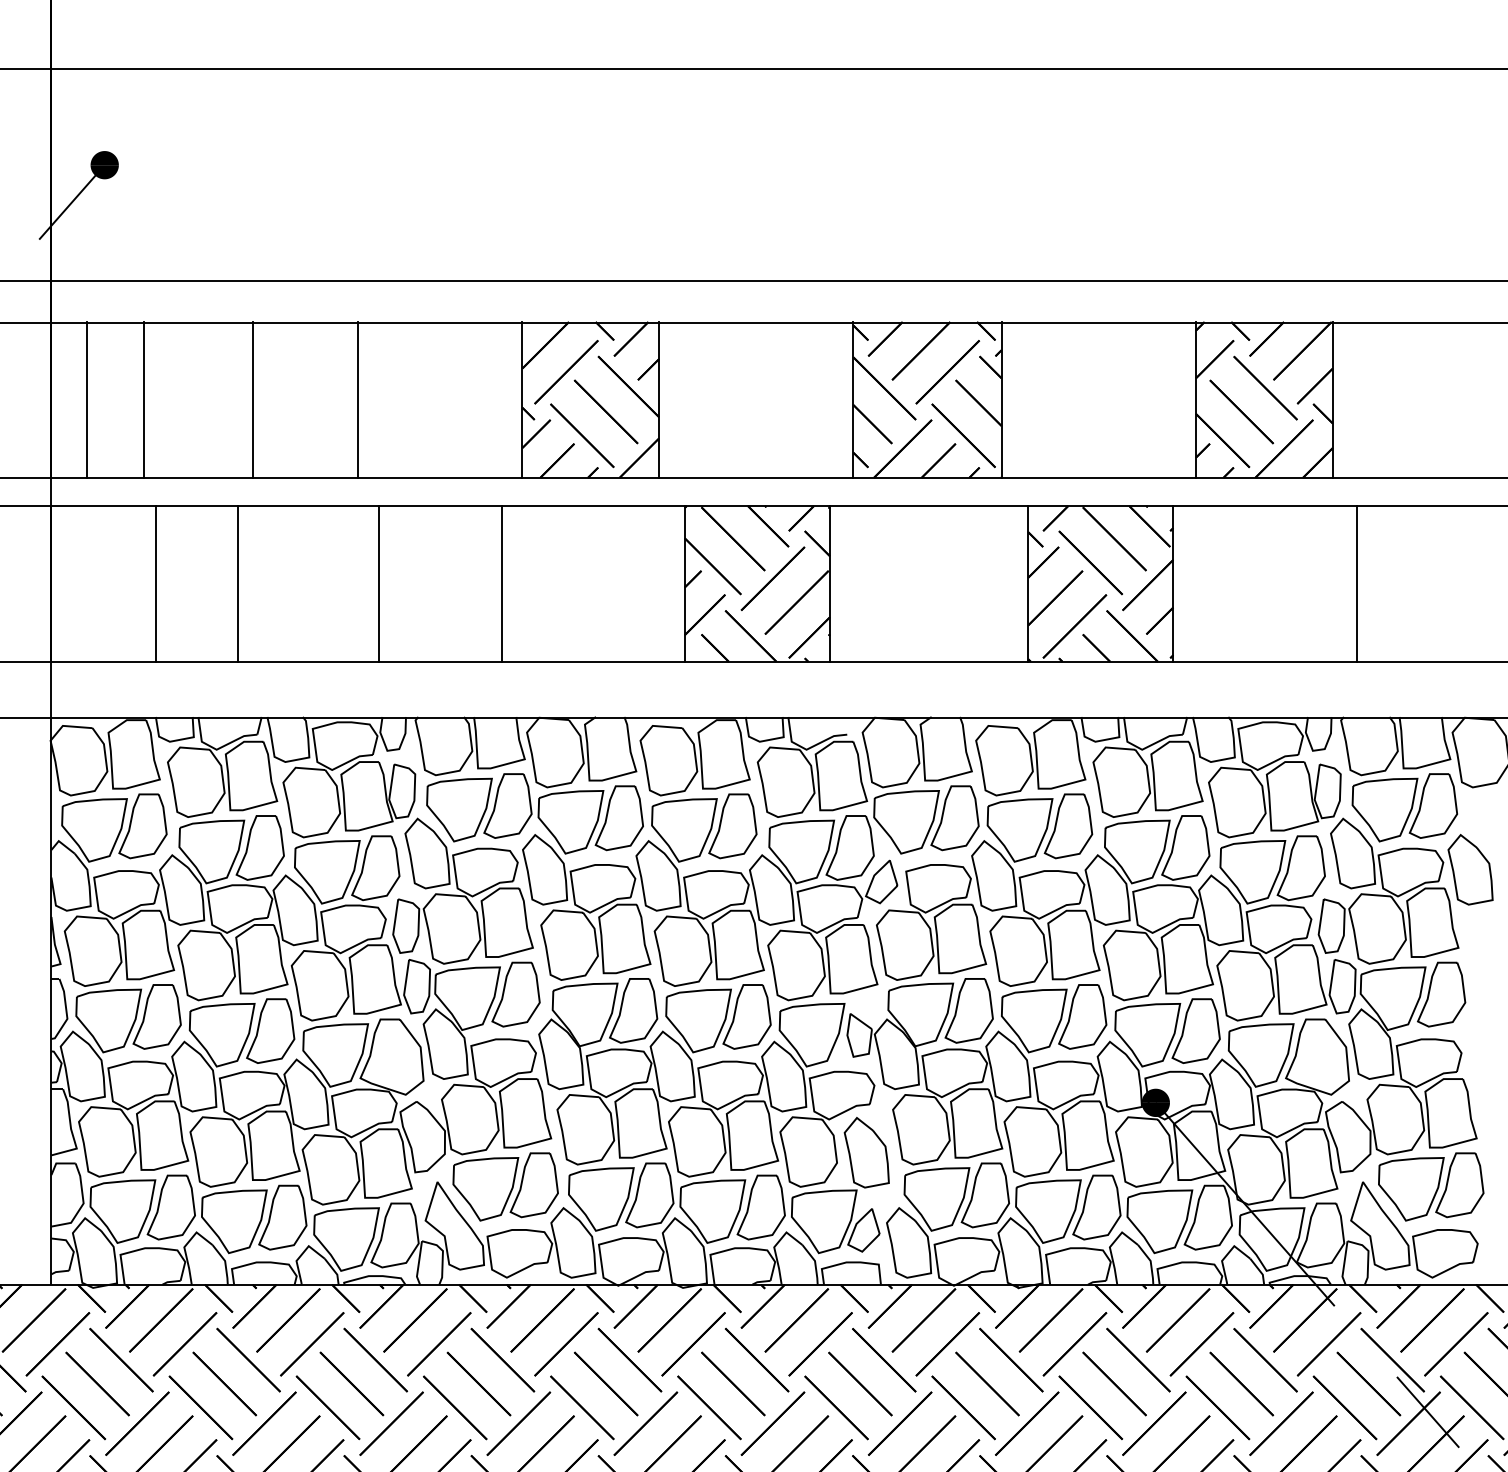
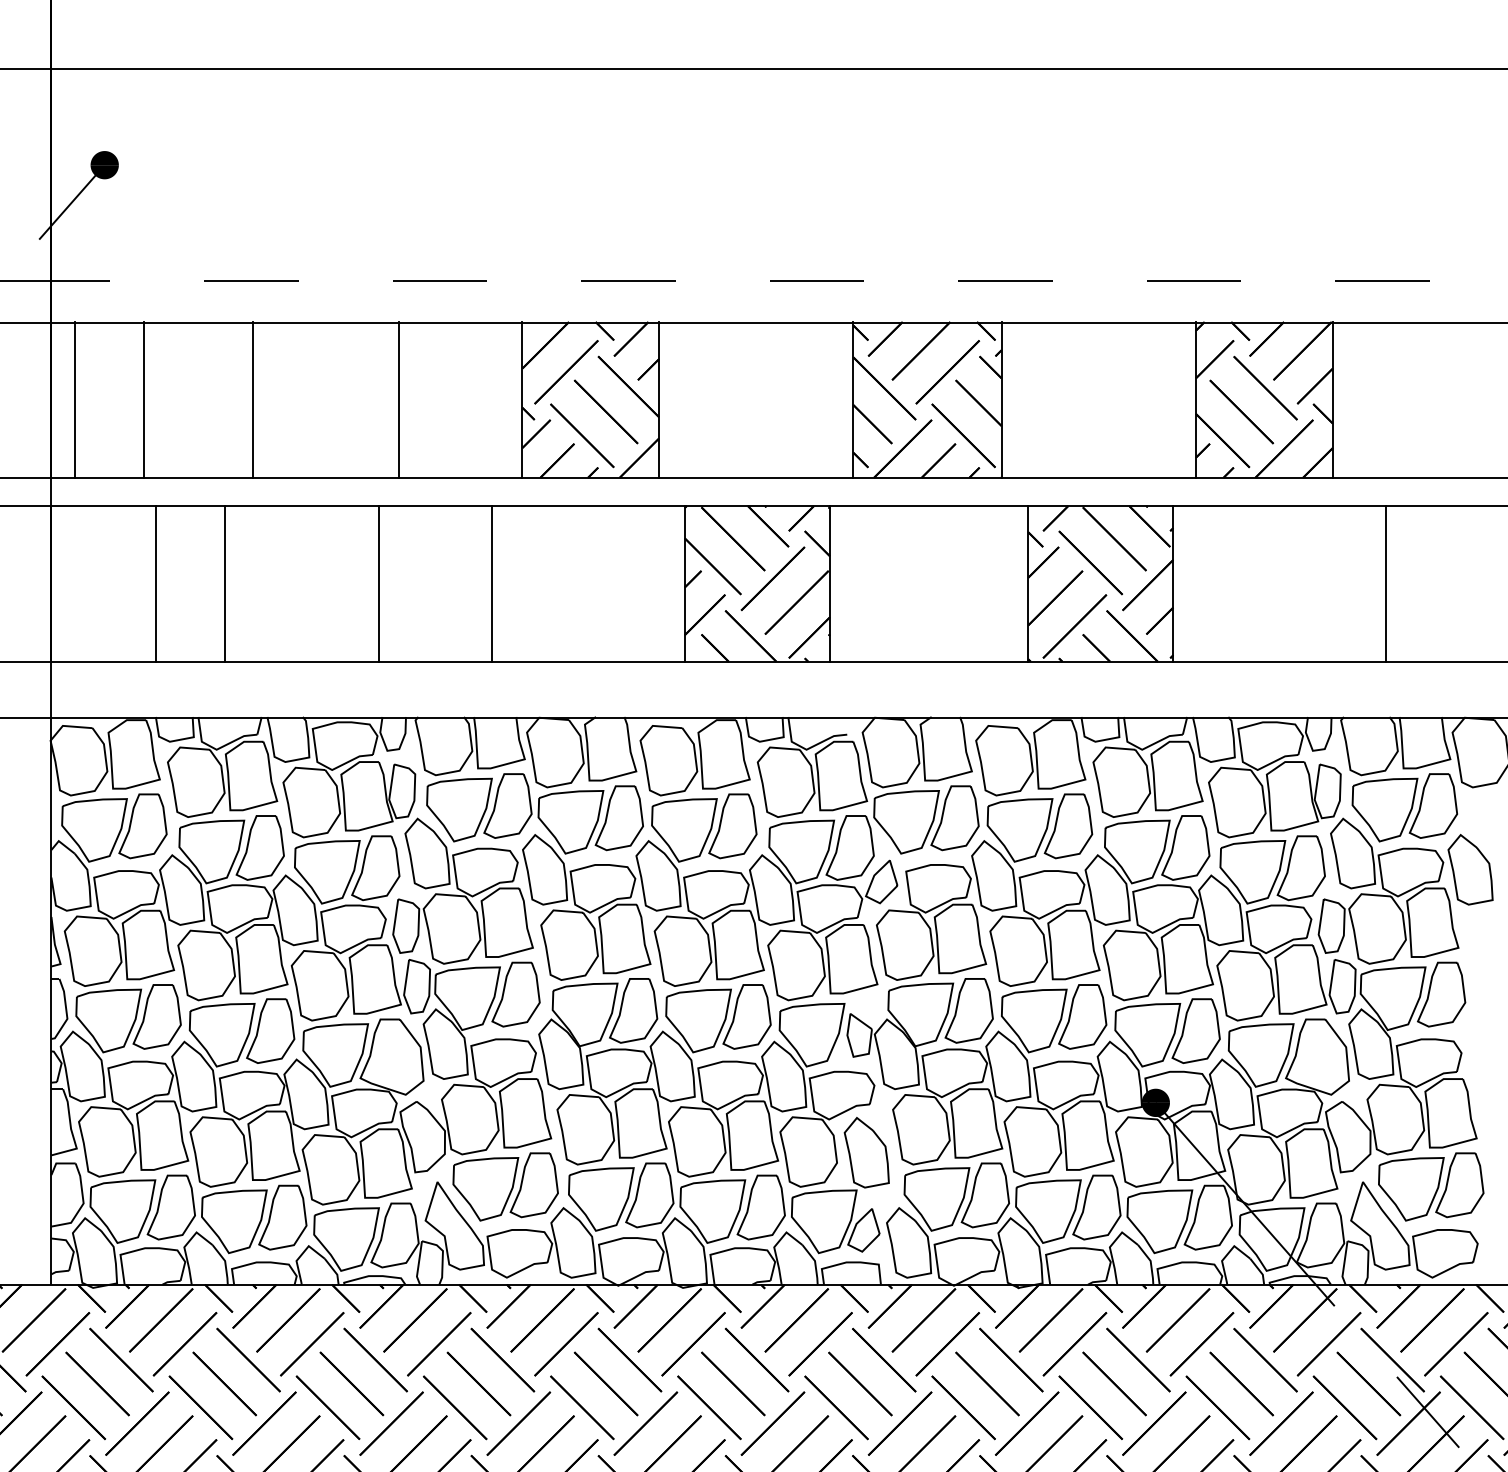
line: solid -> dashed (779, 281)
line position: (87, 399) -> (75, 399) (75, 399)
line position: (357, 399) -> (398, 399) (398, 399)
line position: (238, 583) -> (225, 583) (225, 583)
line position: (501, 583) -> (491, 583) (491, 583)
line position: (1356, 583) -> (1385, 583) (1385, 583)
